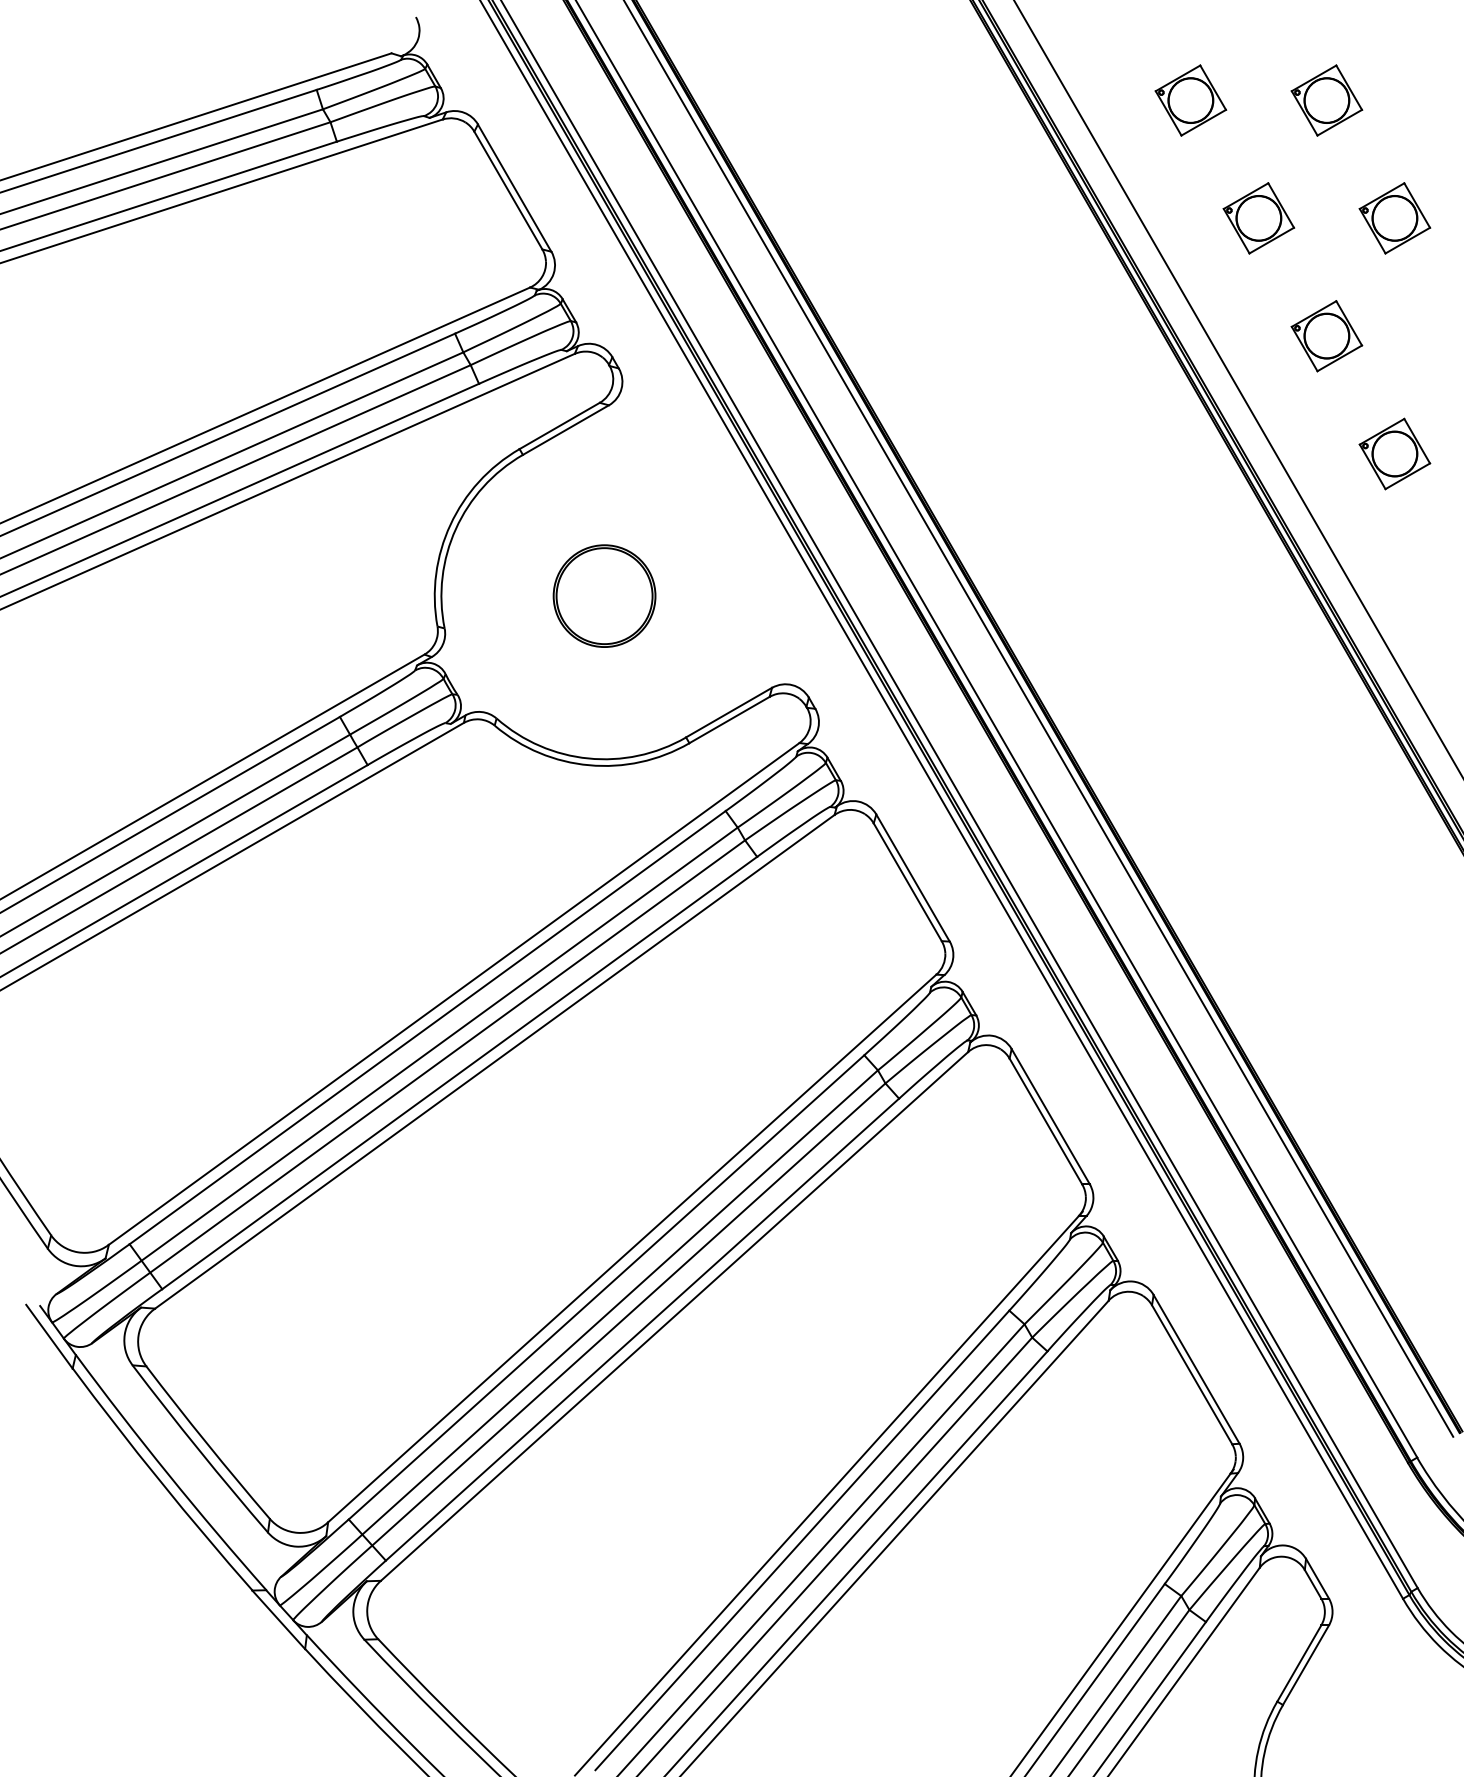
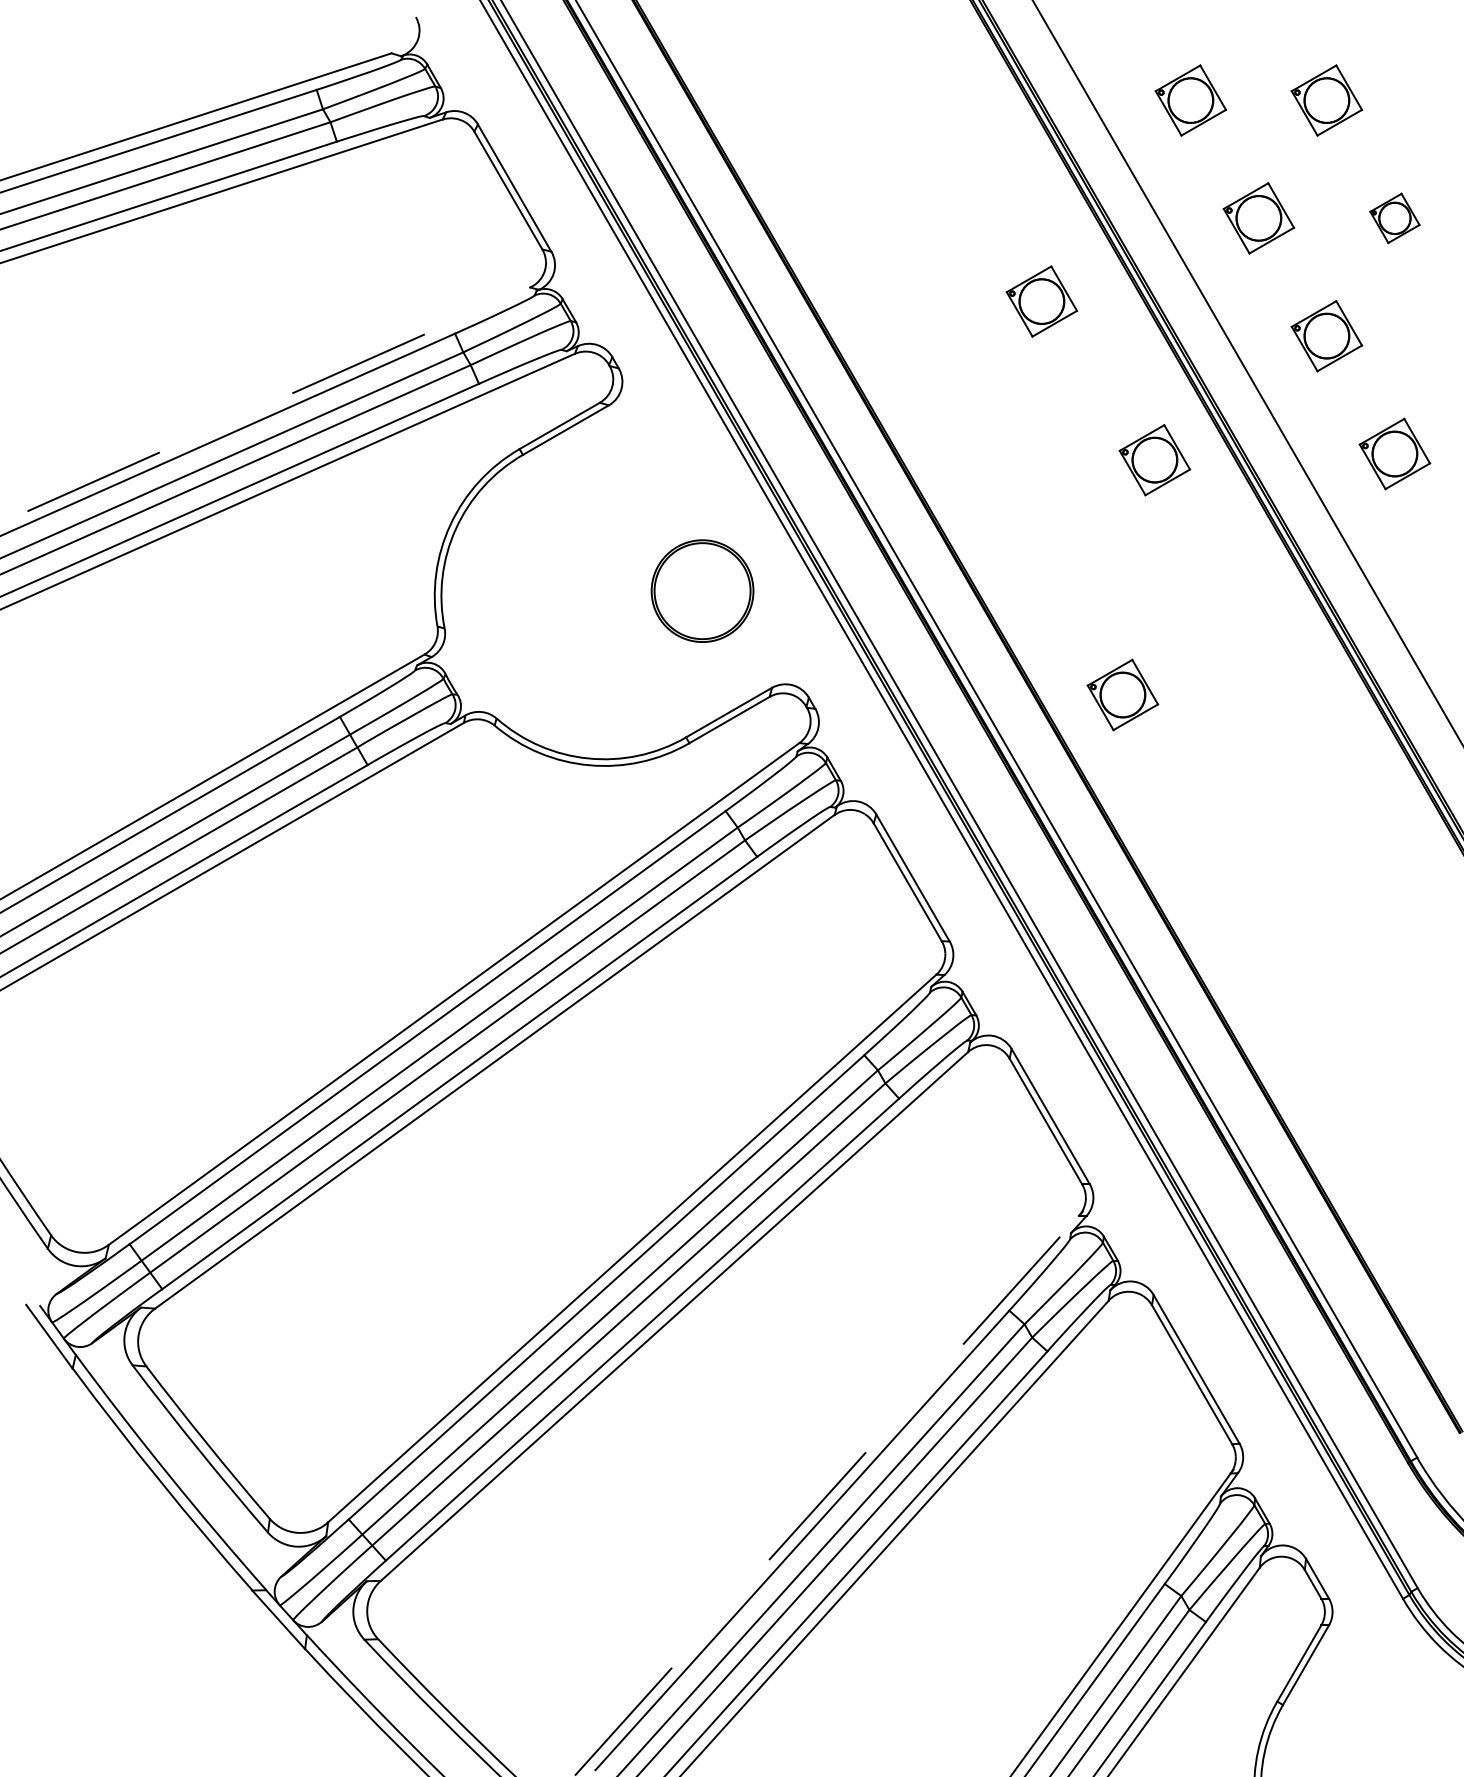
part size: 74x73 px -> 52x53 px (1394, 218)
part: none -> present (1041, 301)
line position: (1237, 387) -> (1247, 371) (1247, 371)
line: solid -> dashed (265, 405)
part: none -> present (1154, 460)
part position: (604, 595) -> (702, 590) (702, 590)
part: none -> present (1122, 694)
line: present -> none (1039, 719)
line: solid -> dashed (826, 1495)
